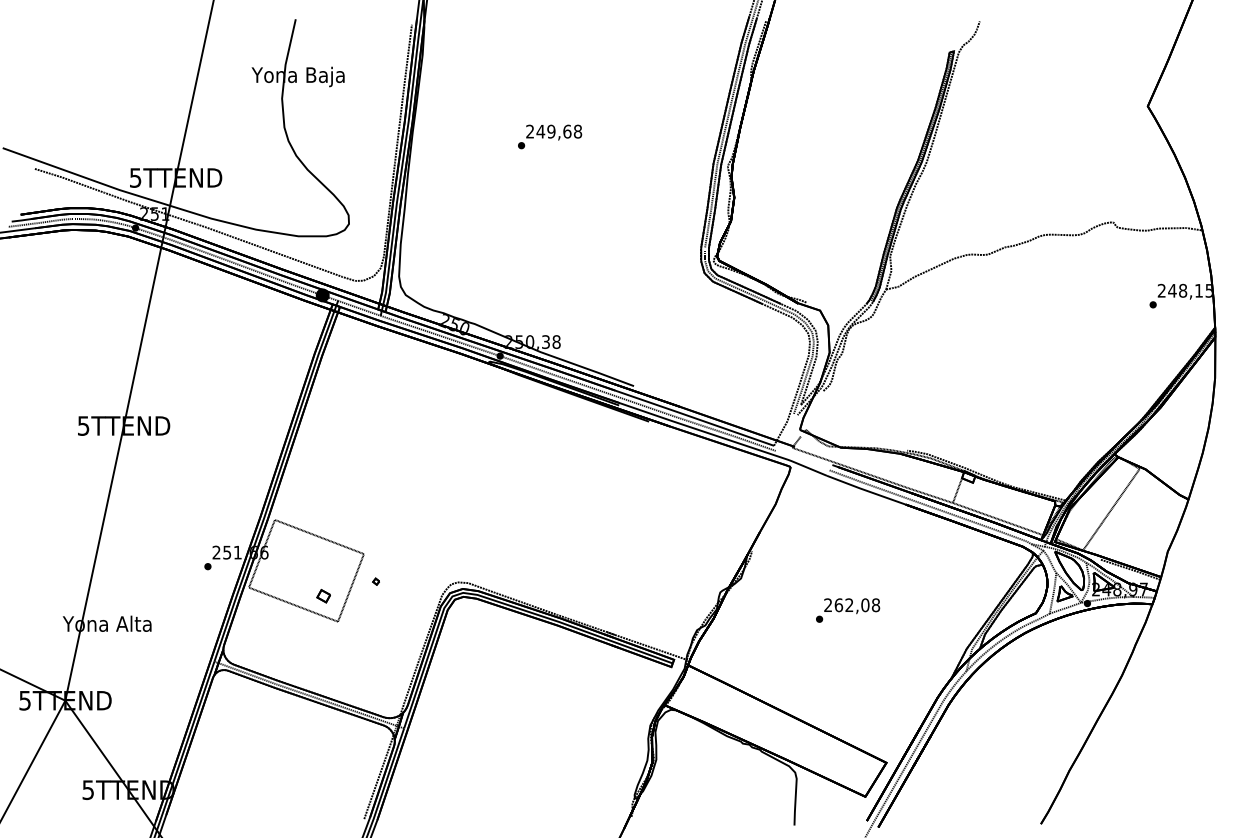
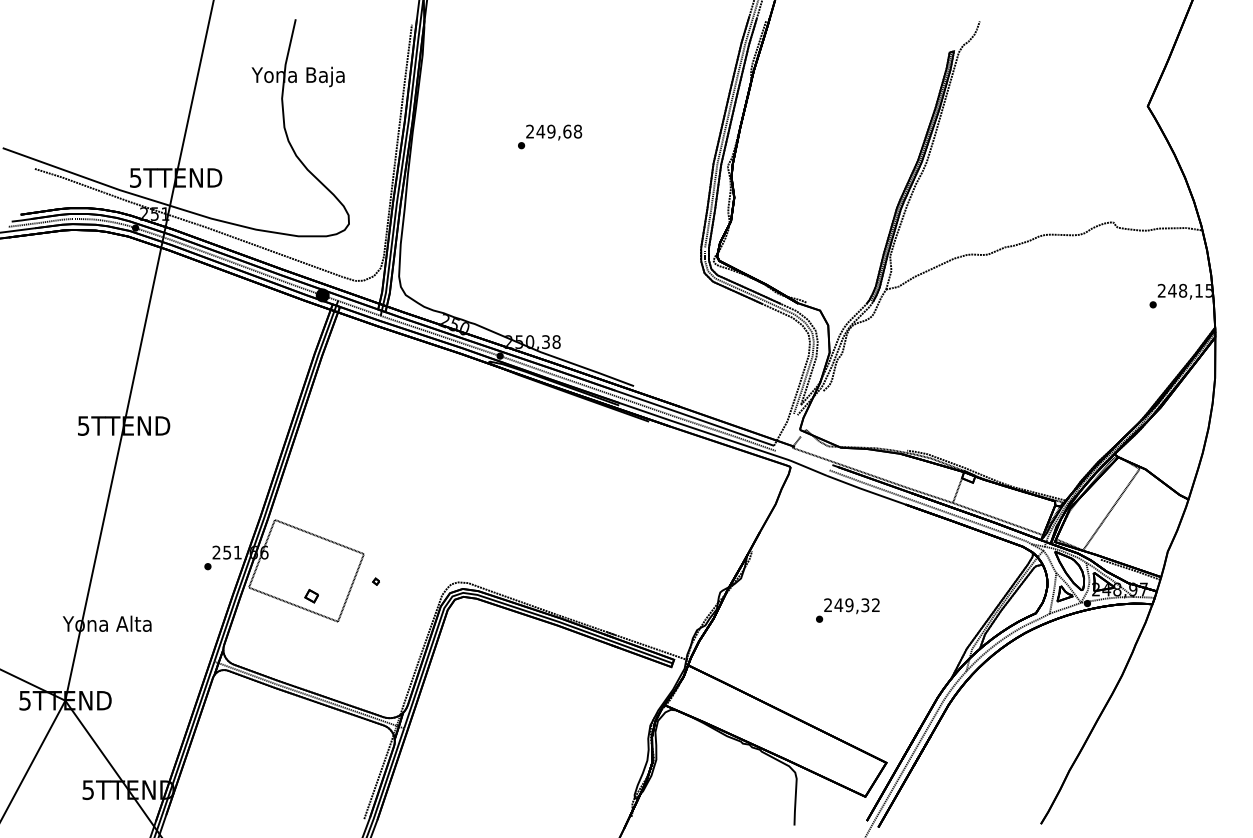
part position: (323, 596) -> (311, 596) (311, 596)
text: 262,08 -> 249,32 (857, 605)
